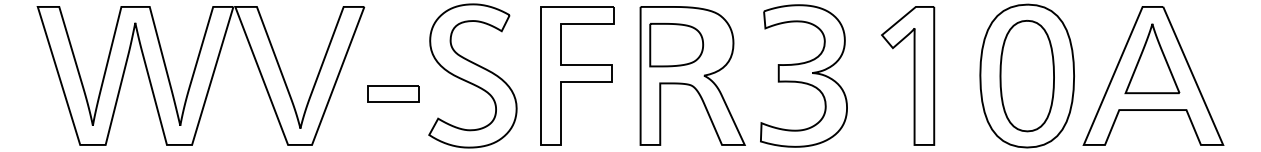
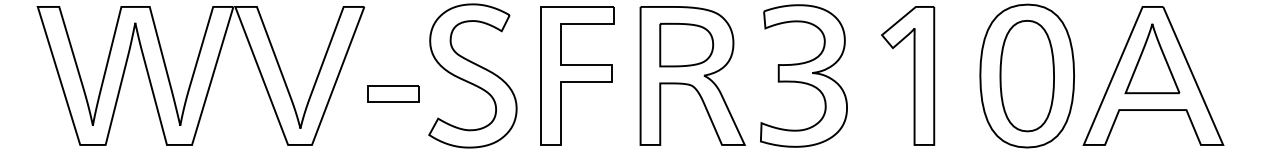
part position: (676, 45) -> (686, 45) (686, 45)
